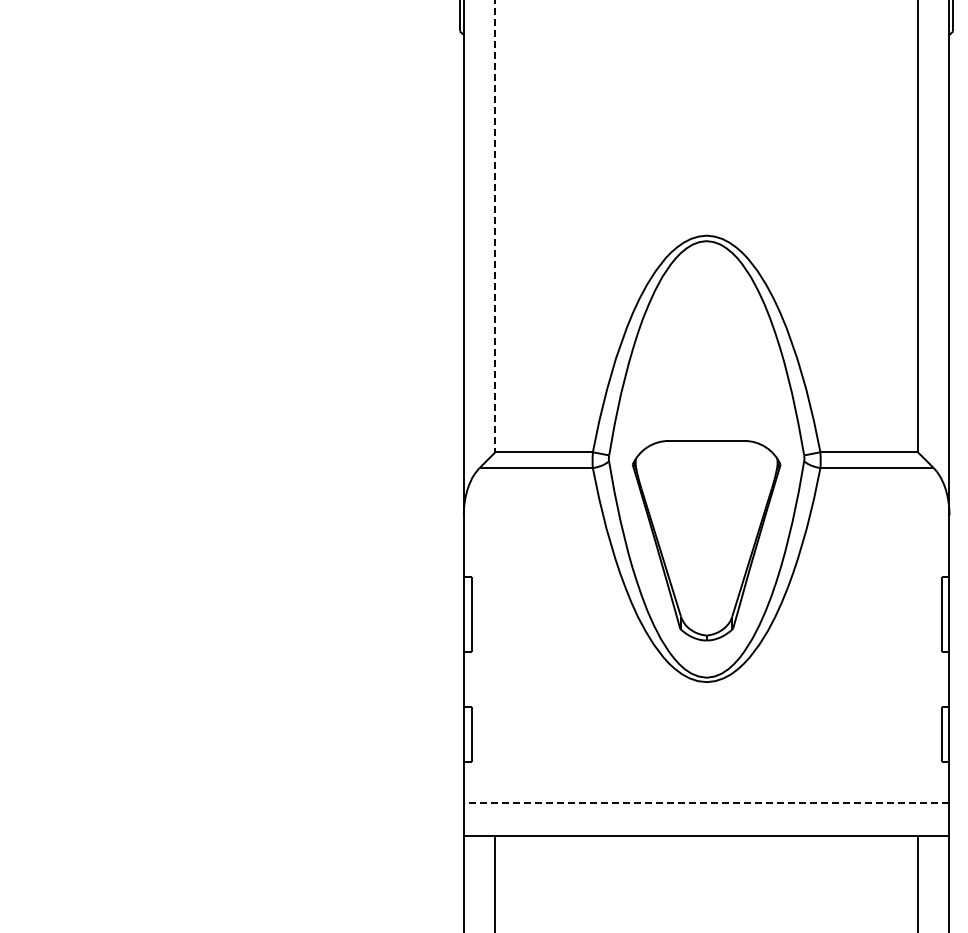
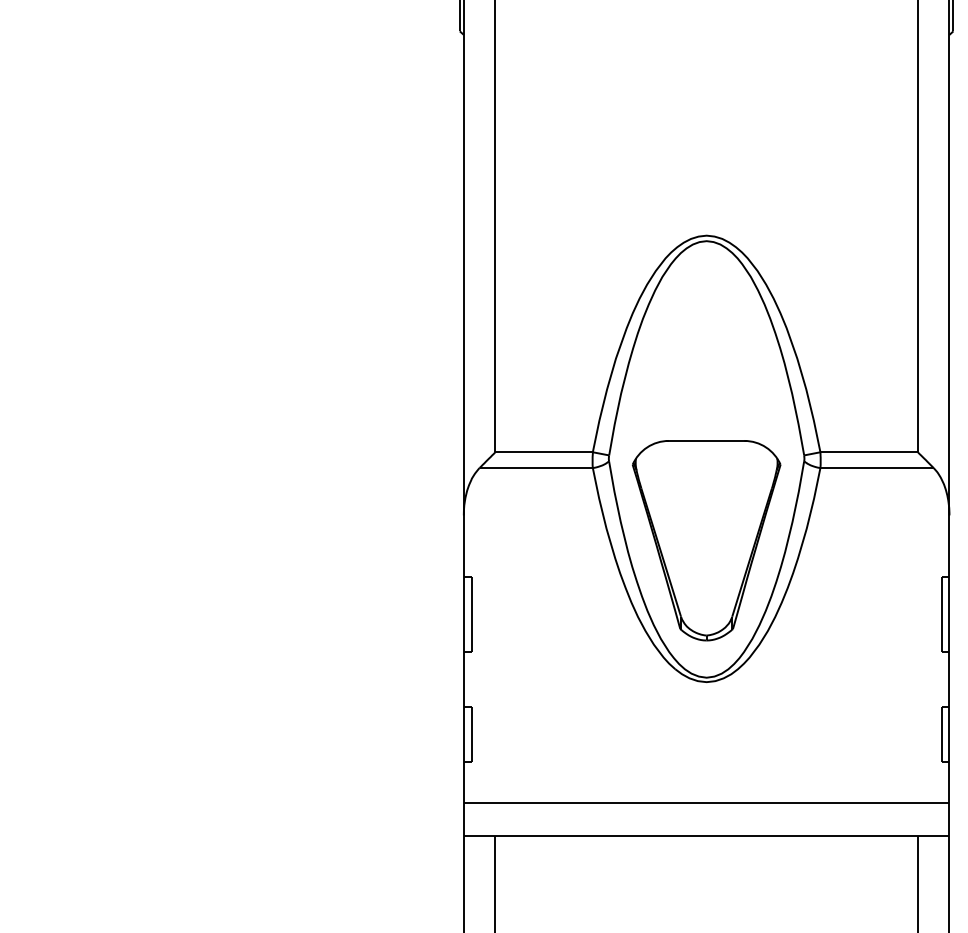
line: dashed -> solid (495, 226)
line: dashed -> solid (706, 802)
